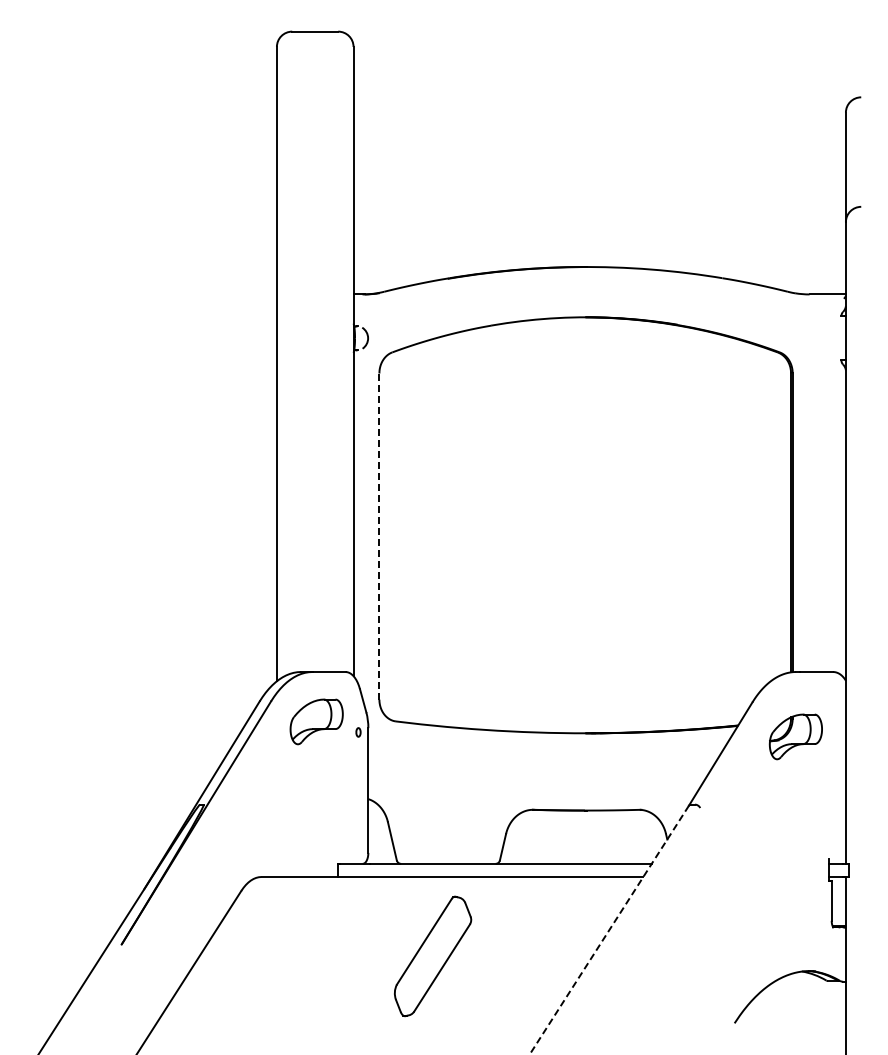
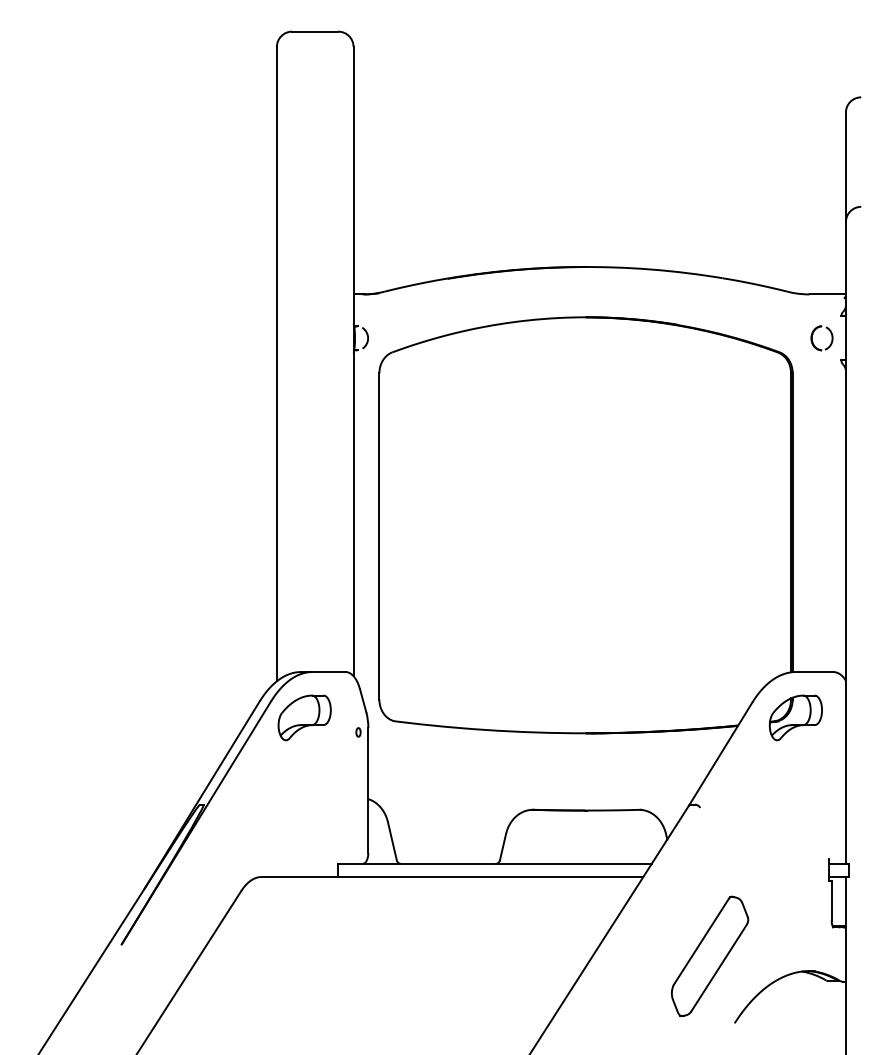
part: none -> present (813, 341)
line: dashed -> solid (379, 535)
part position: (316, 721) -> (304, 717) (304, 717)
part position: (795, 736) -> (795, 717) (795, 717)
line: dashed -> solid (609, 930)
part position: (433, 956) -> (710, 956) (710, 956)
